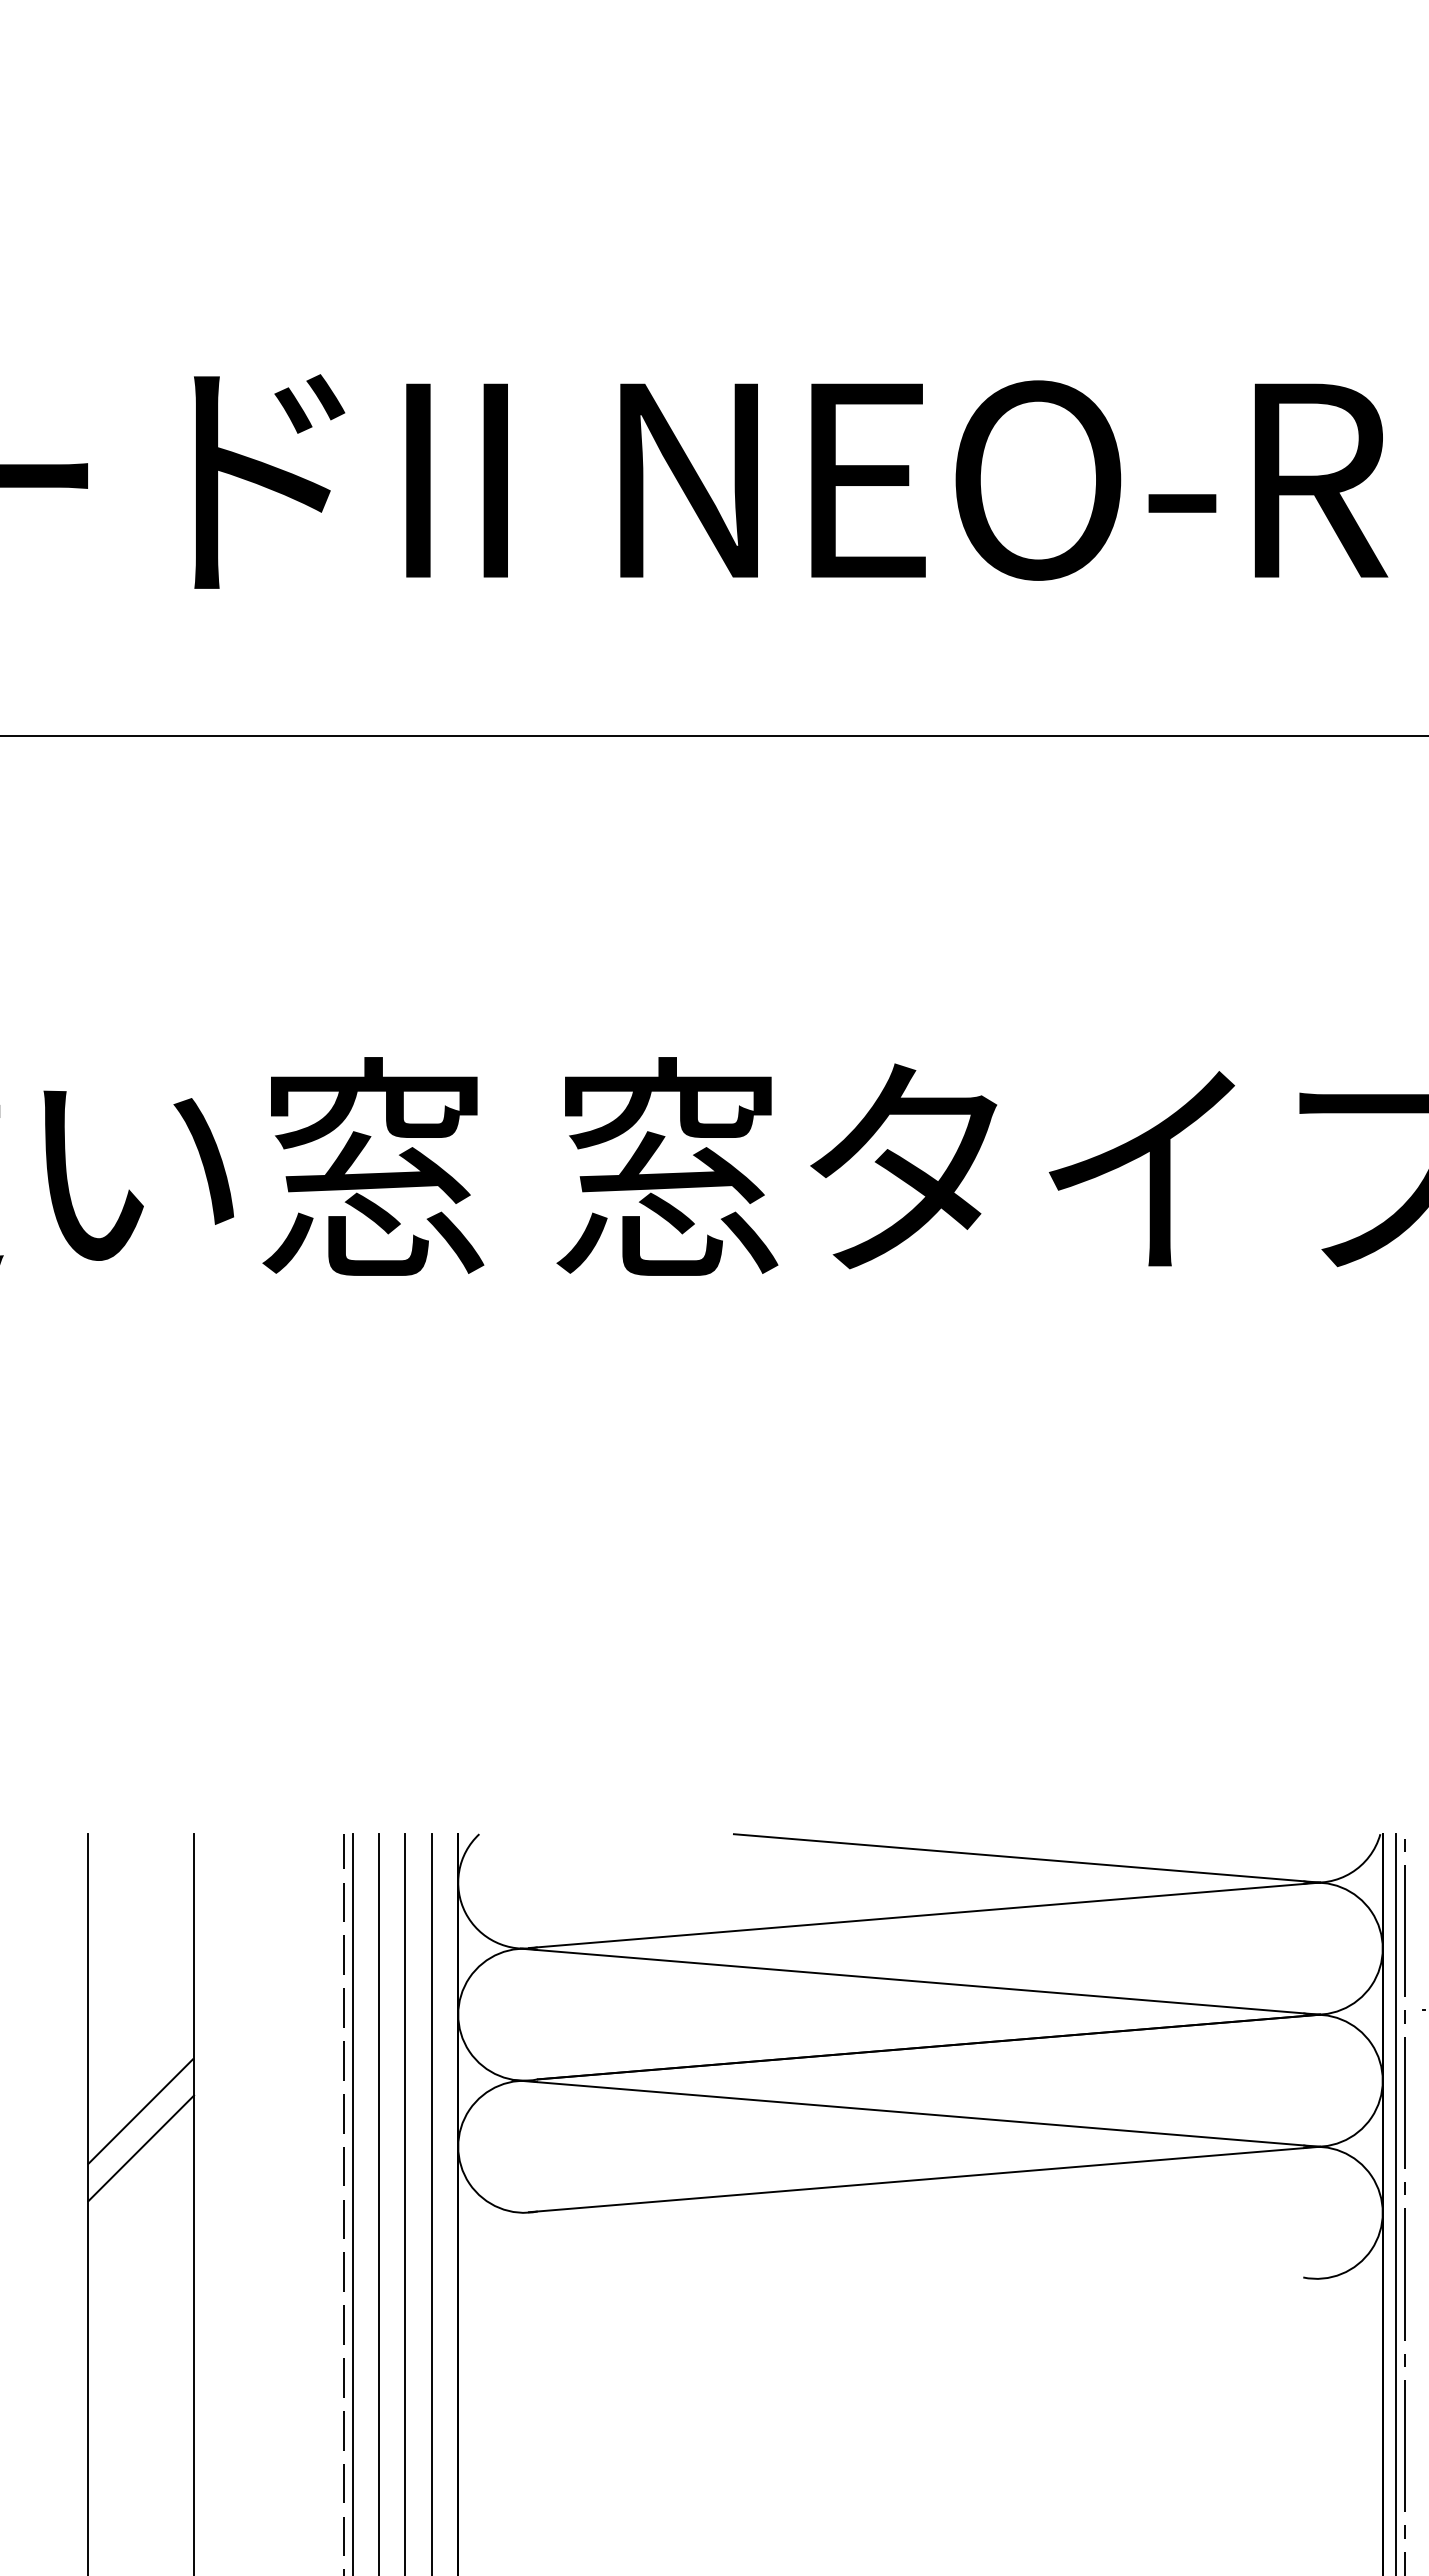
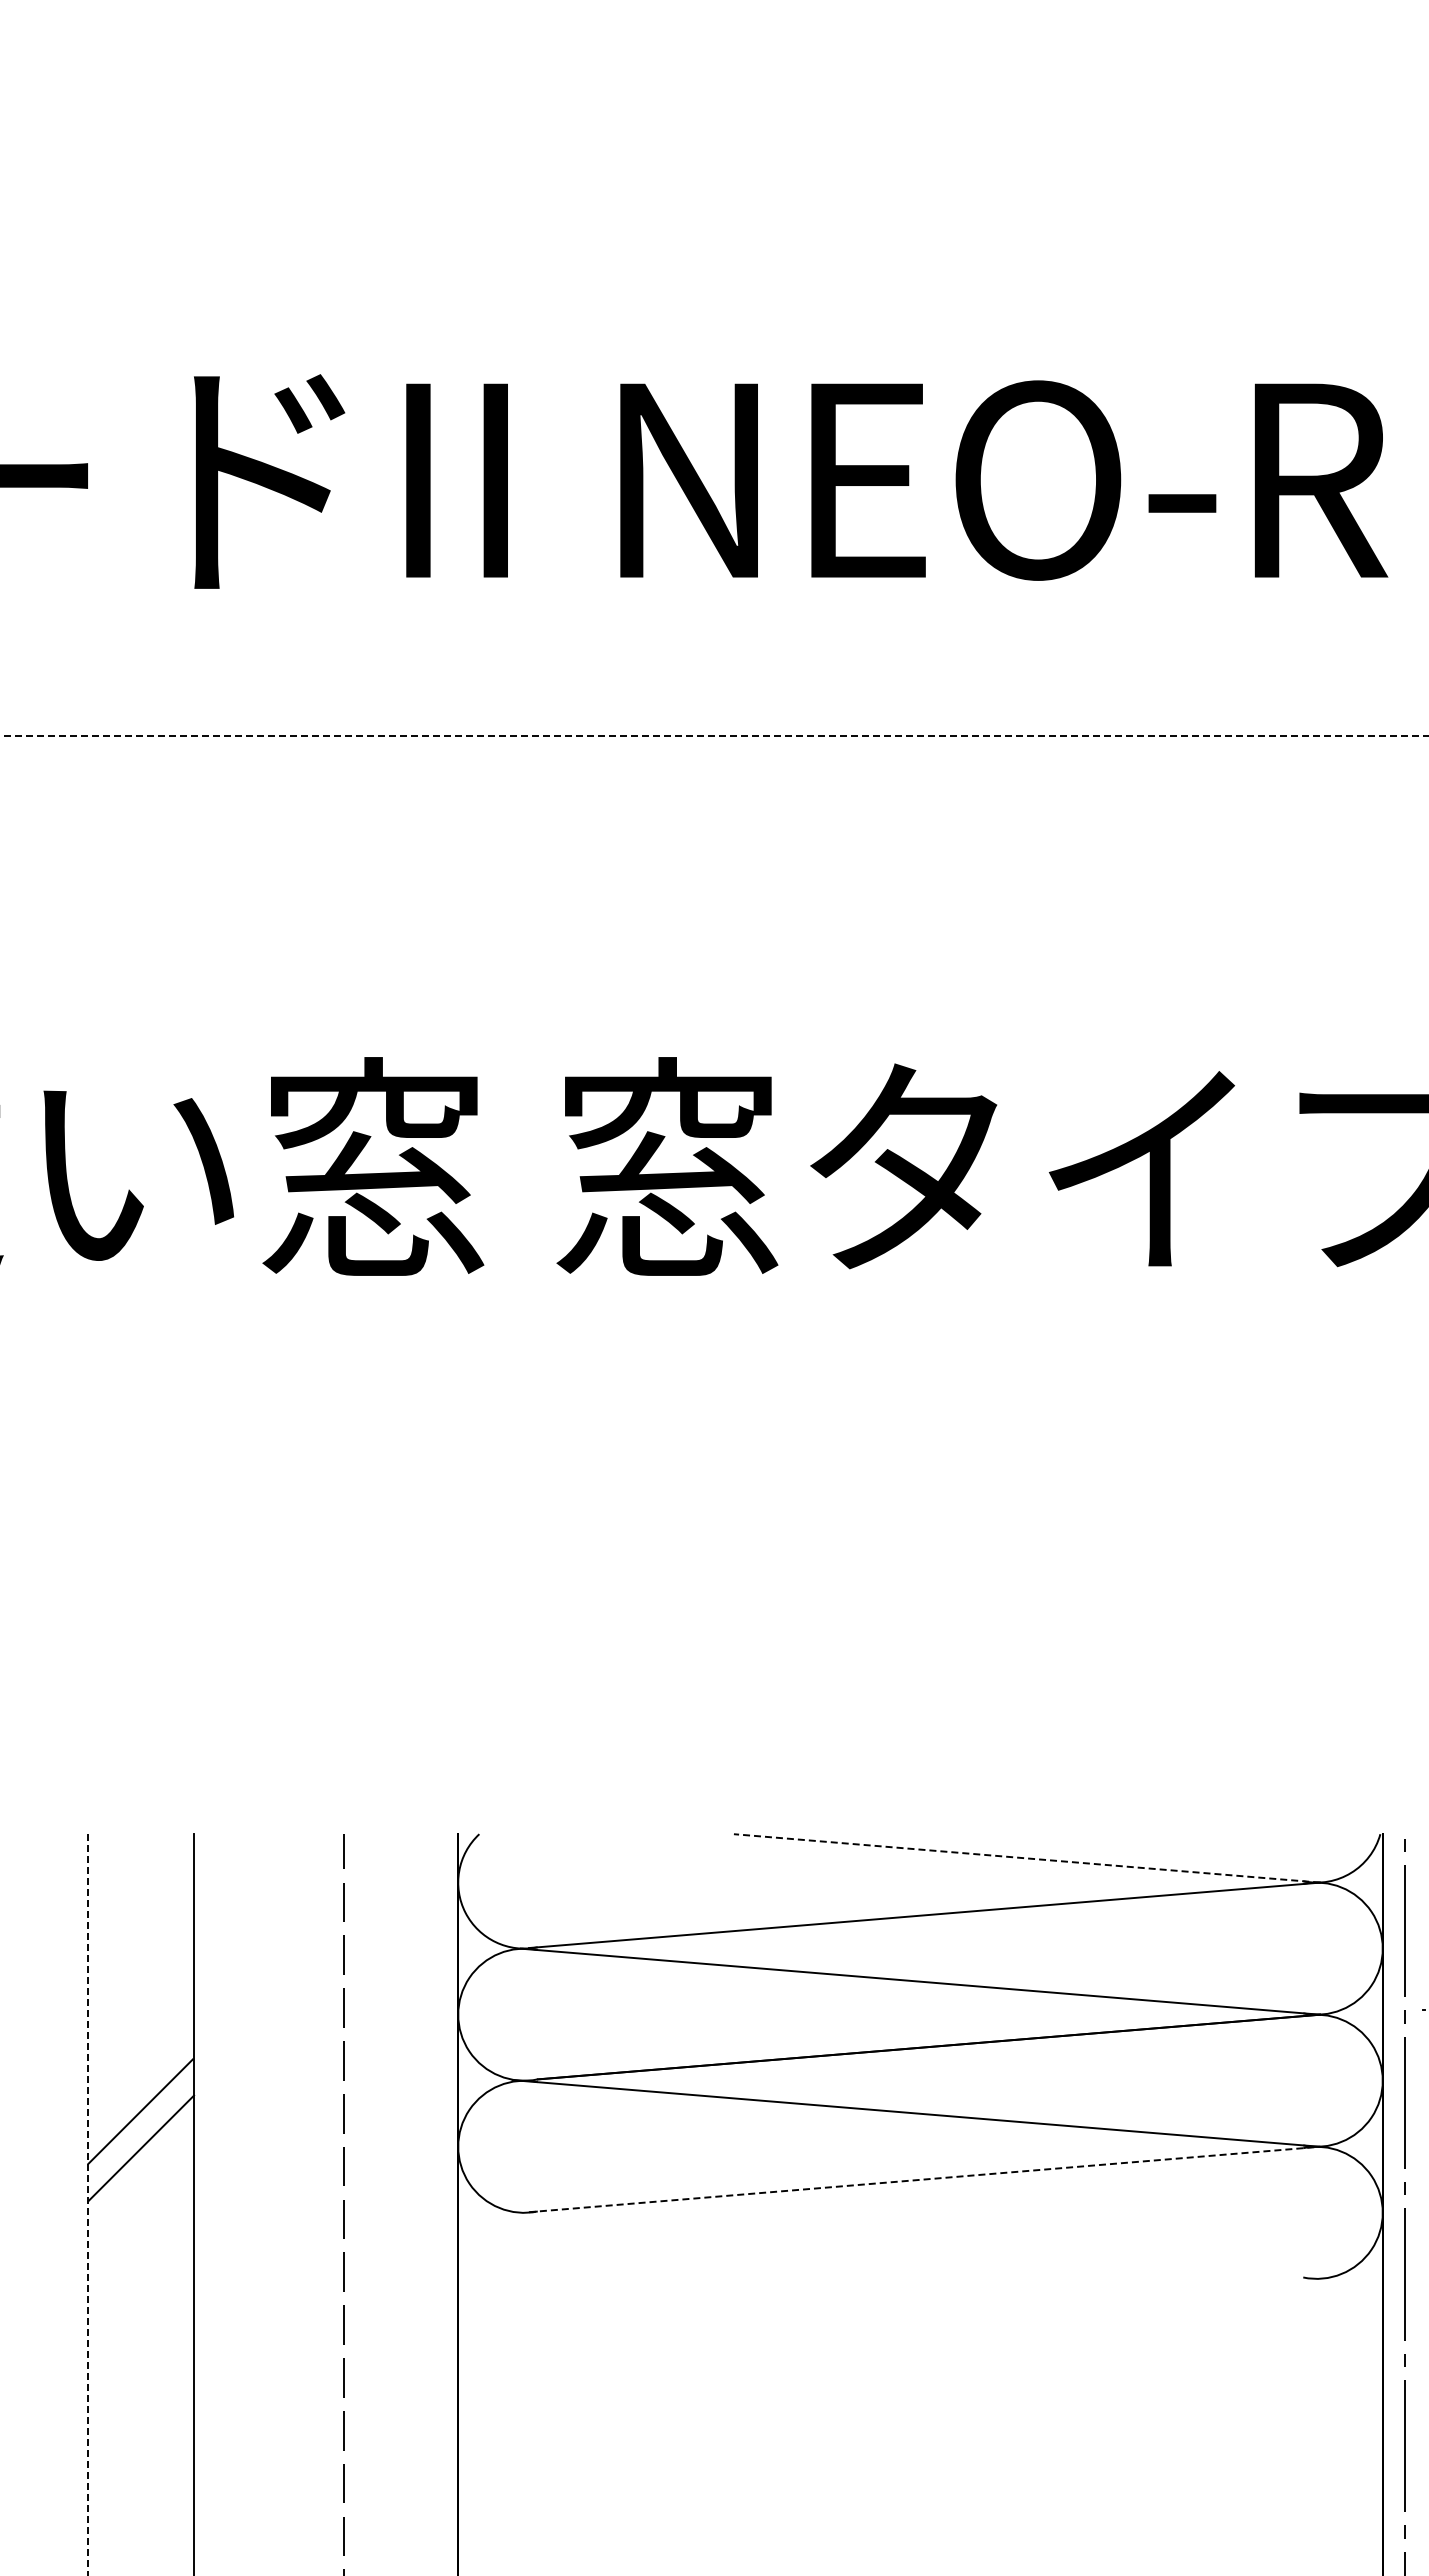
line: solid -> dashed (714, 736)
line: solid -> dashed (1026, 1858)
line: solid -> dashed (924, 2179)
line: present -> none (352, 2203)
line: present -> none (378, 2203)
line: present -> none (405, 2203)
line: present -> none (431, 2203)
line: present -> none (1395, 2203)
line: solid -> dashed (88, 2205)
